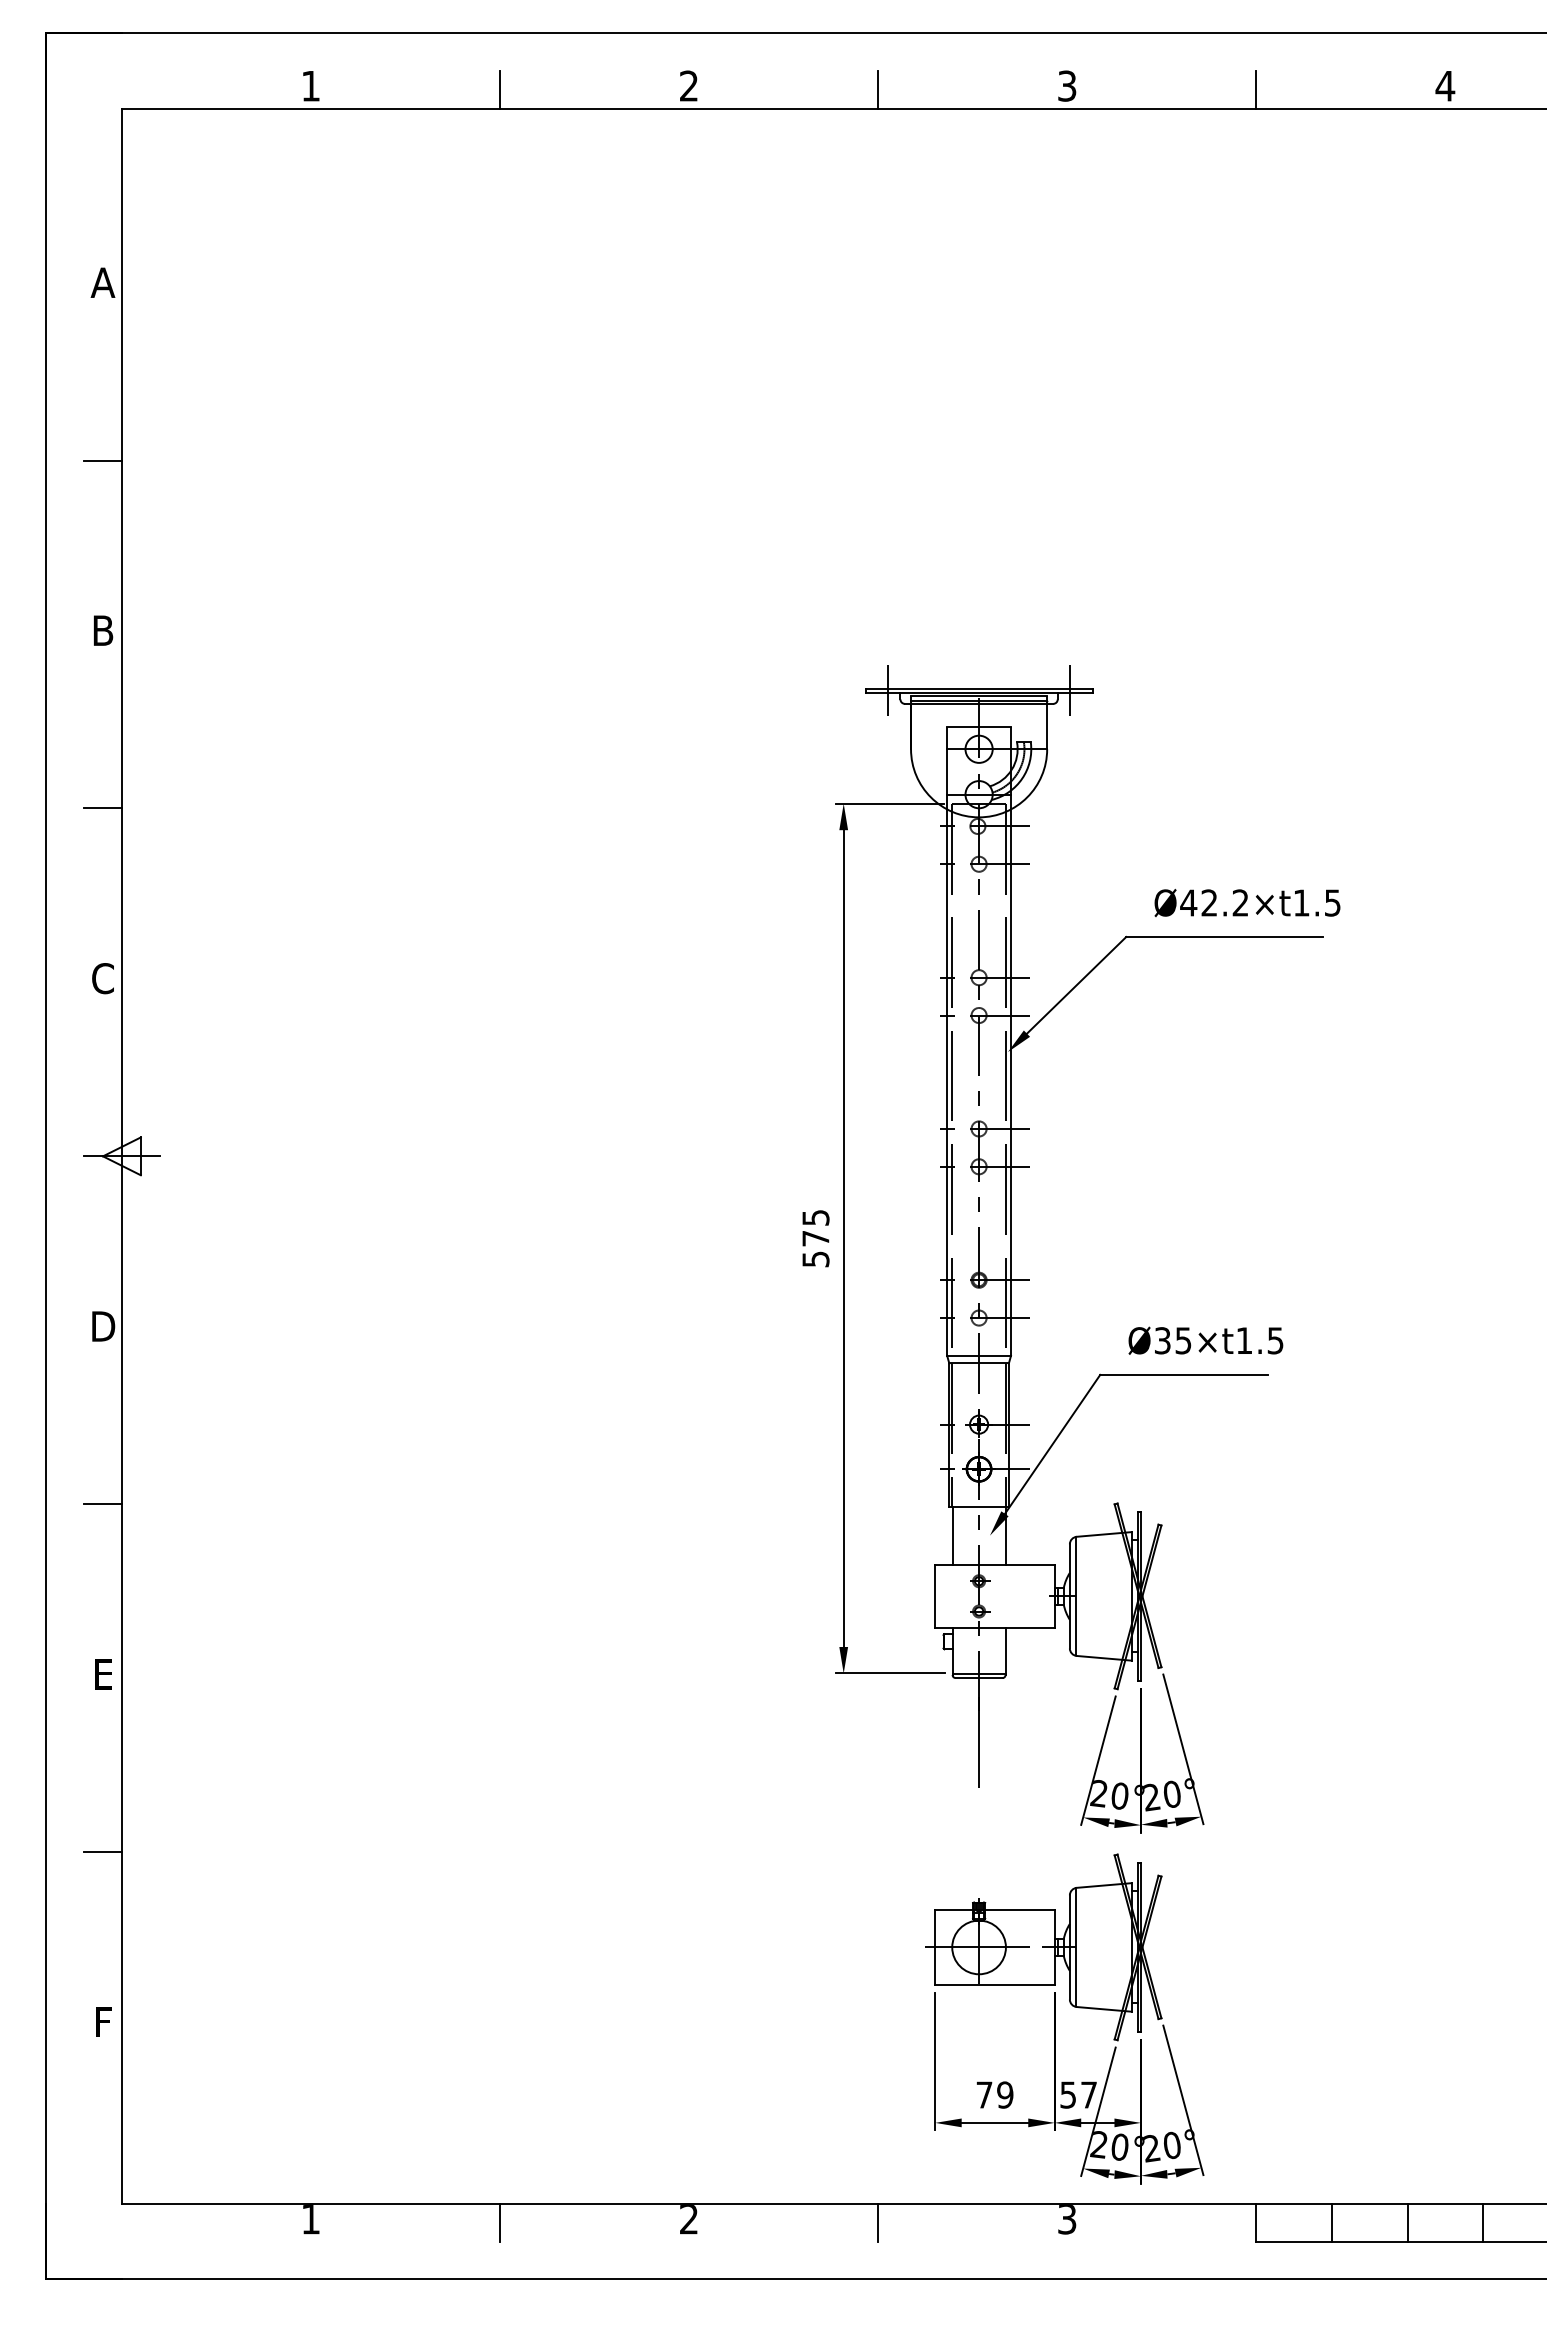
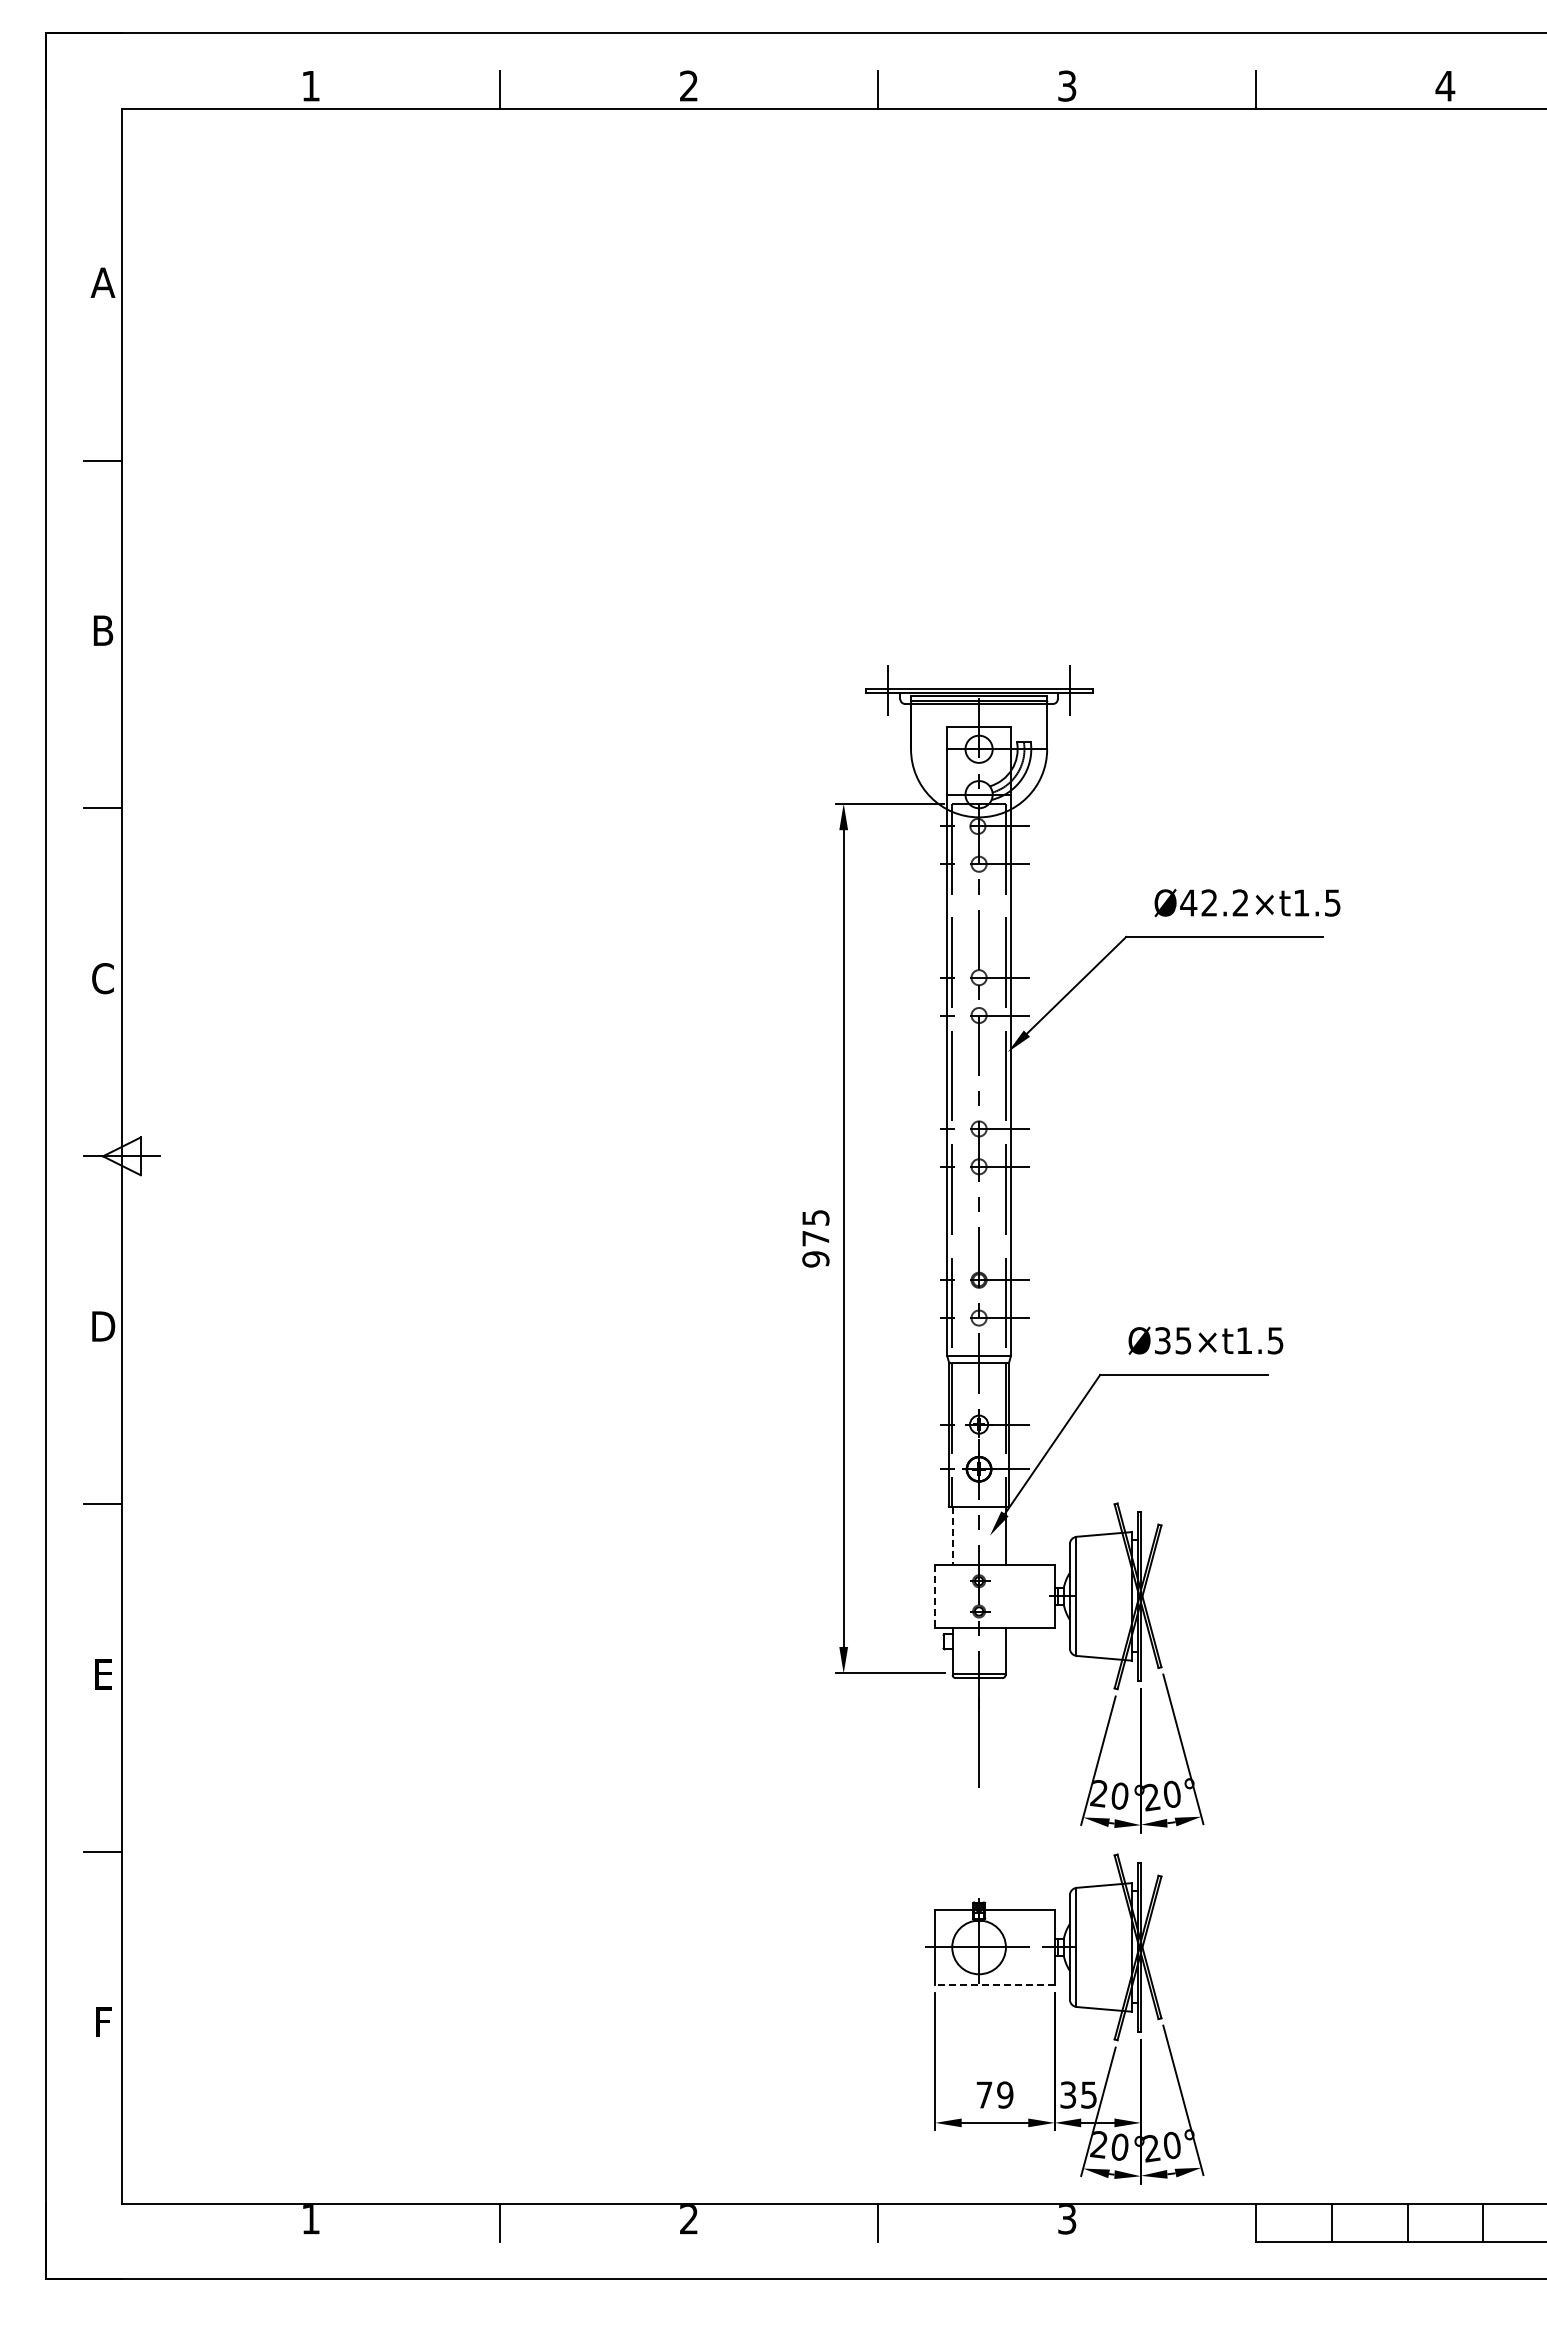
text: 575 -> 975 (815, 1259)
line: solid -> dashed (952, 1535)
line: solid -> dashed (935, 1596)
line: solid -> dashed (994, 1985)
text: 57 -> 35 (1078, 2094)
